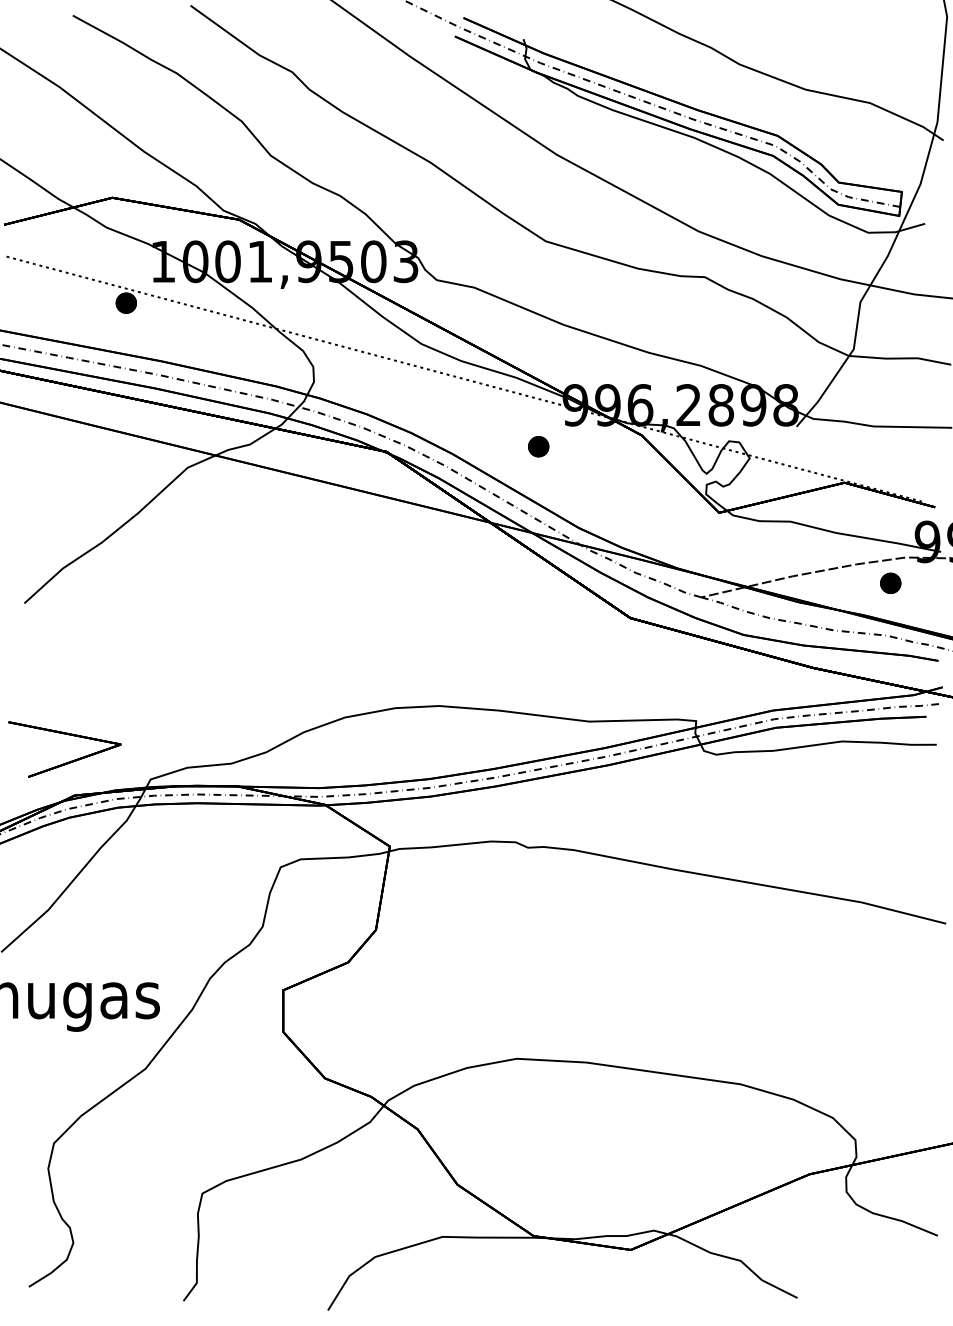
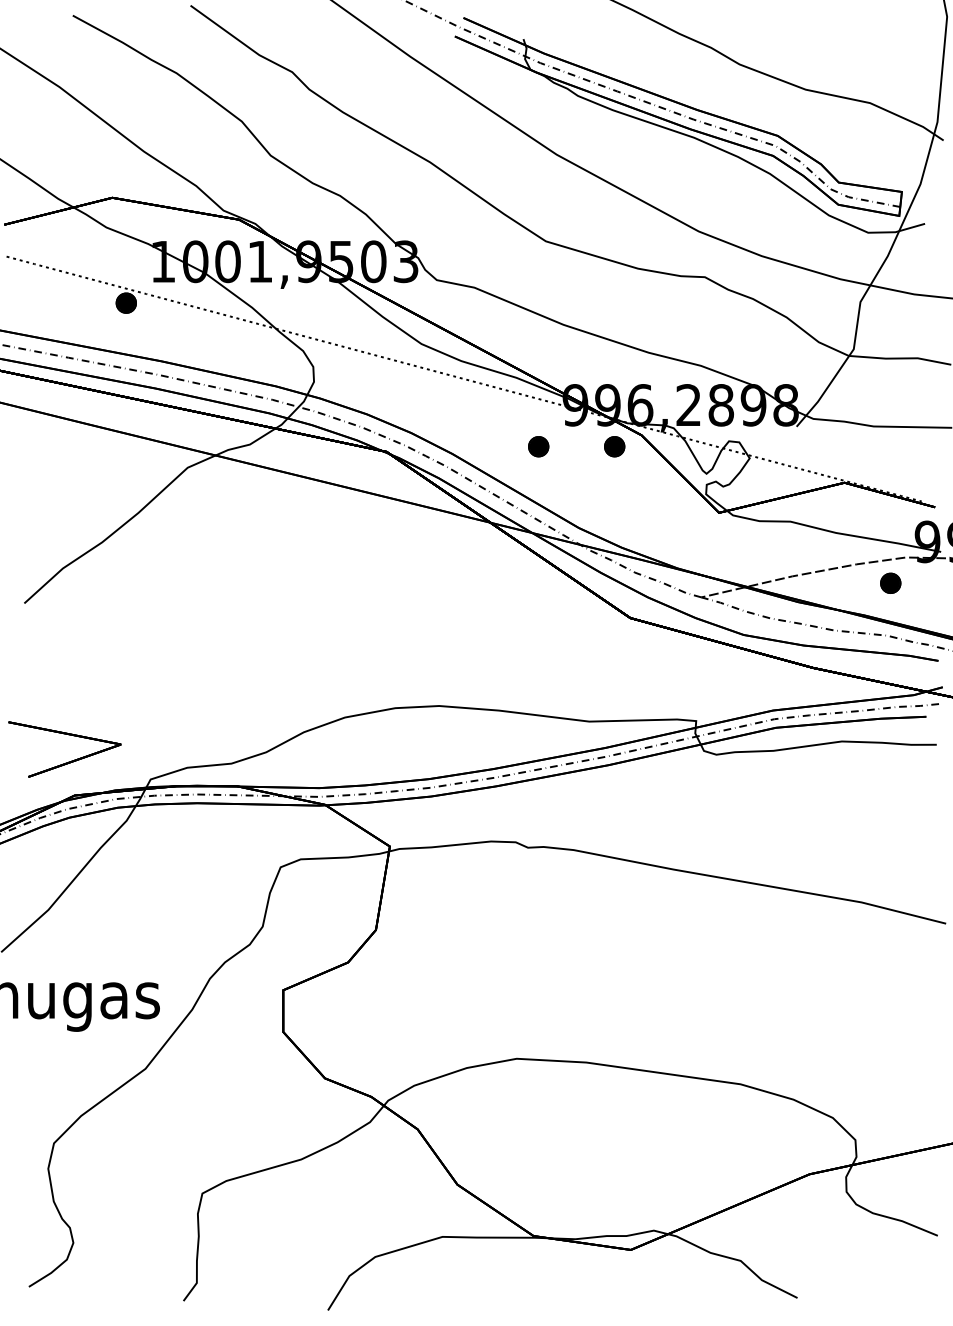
part: none -> present (614, 446)
